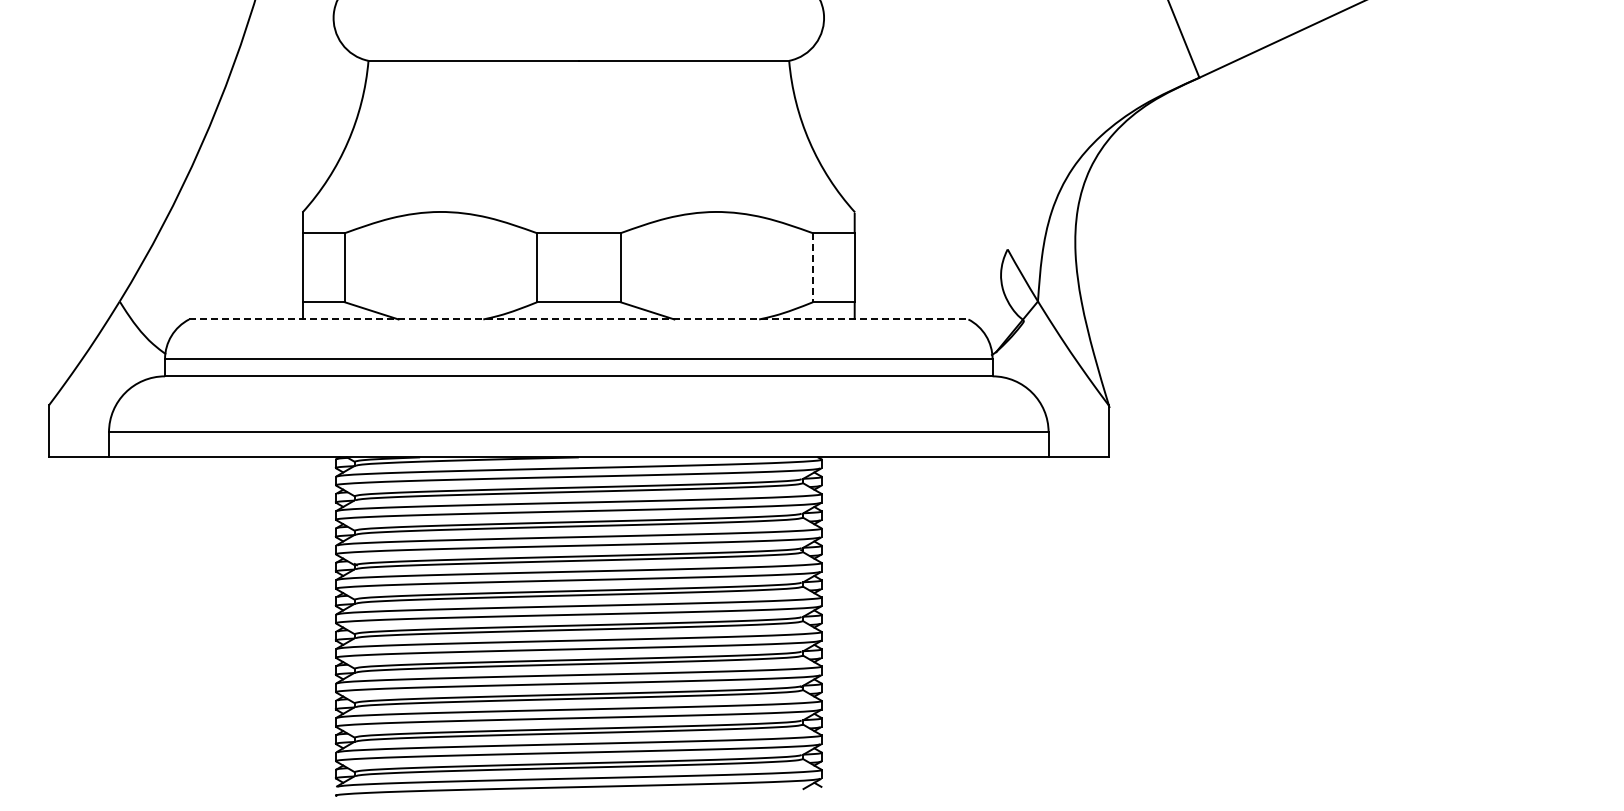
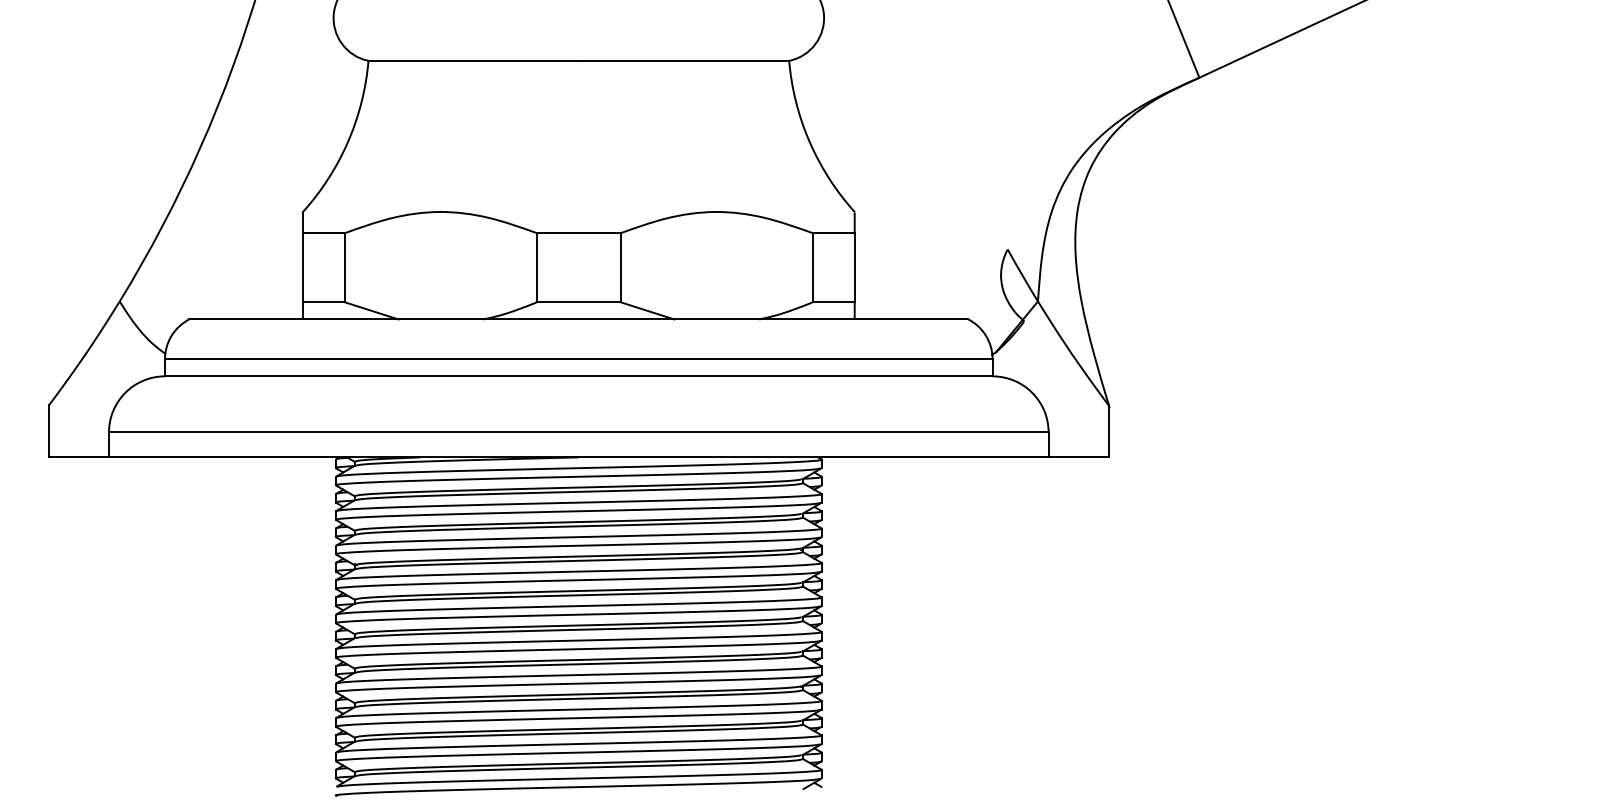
line: dashed -> solid (813, 268)
line: dashed -> solid (578, 319)
